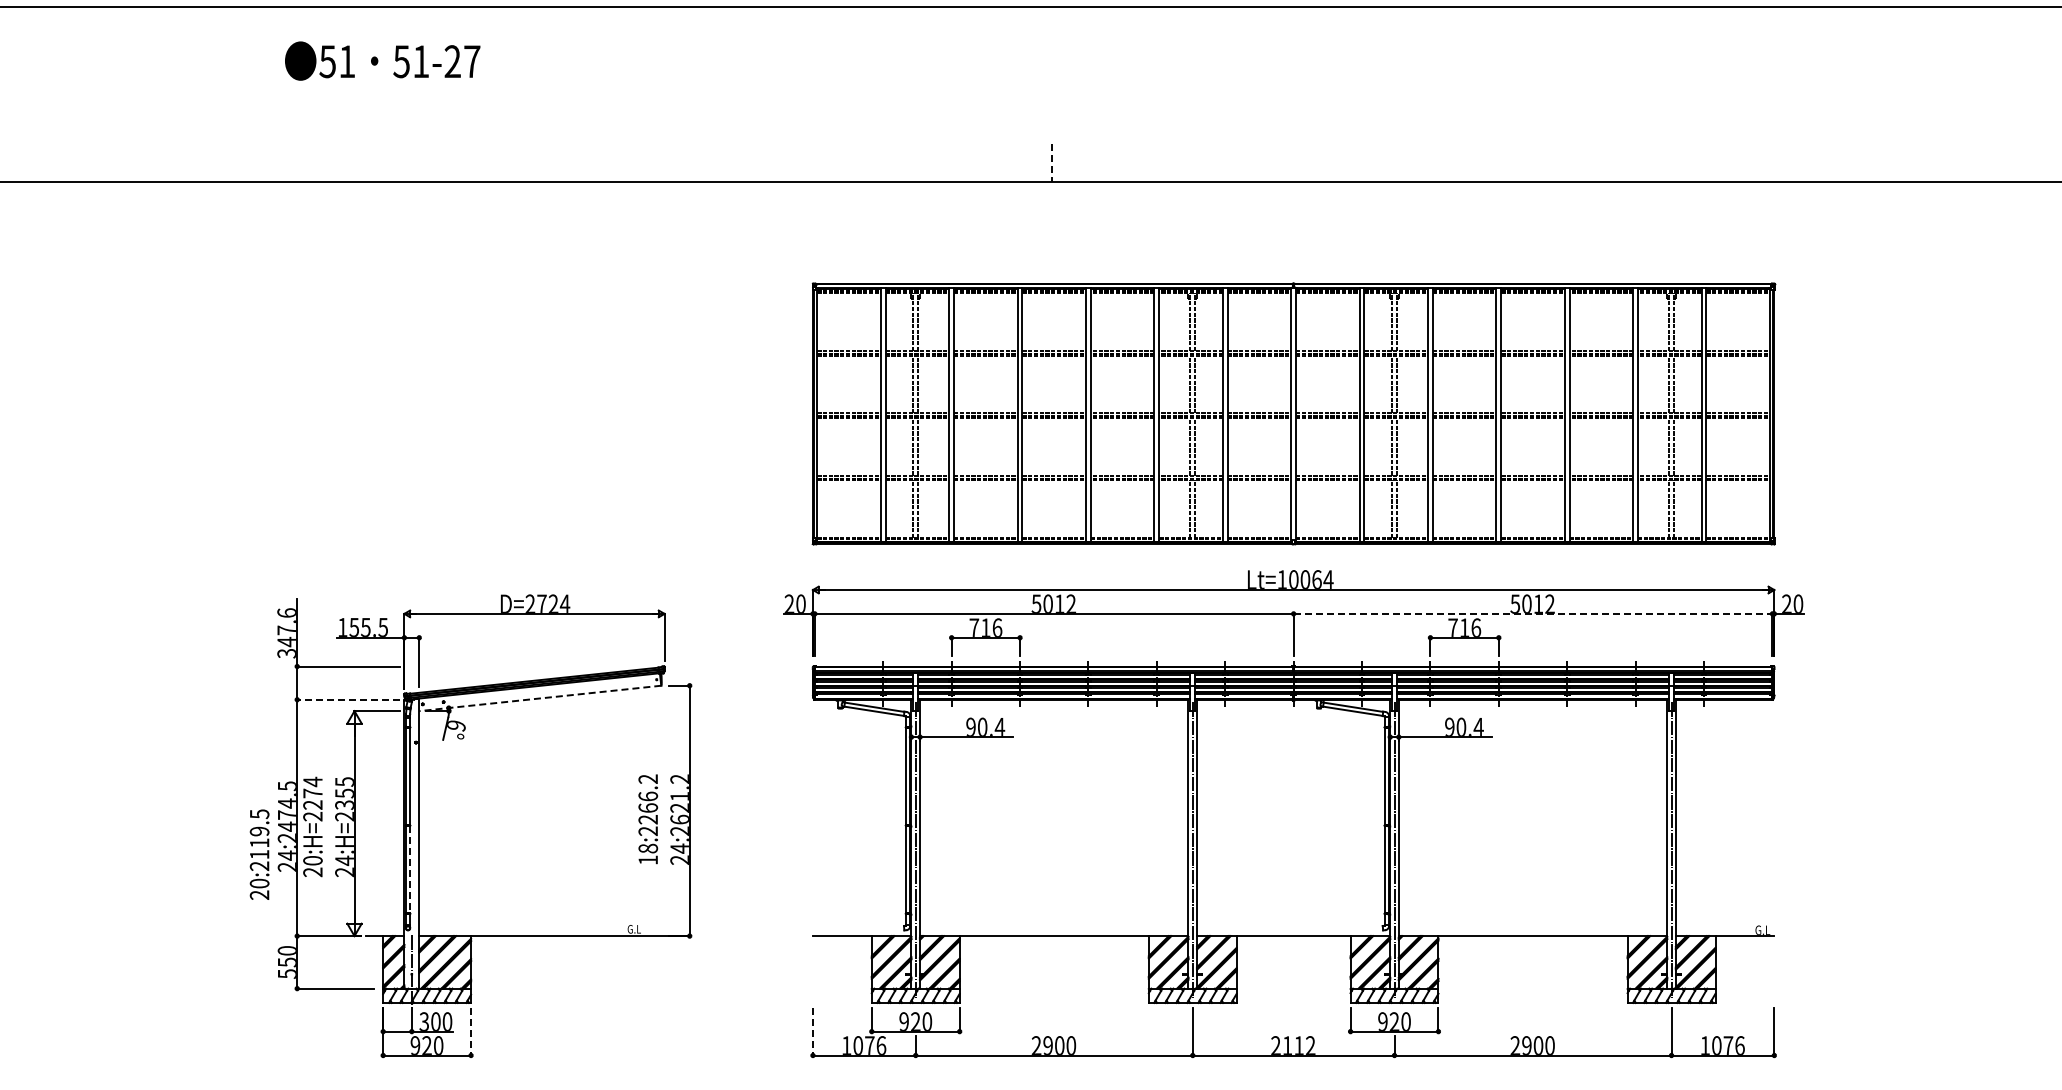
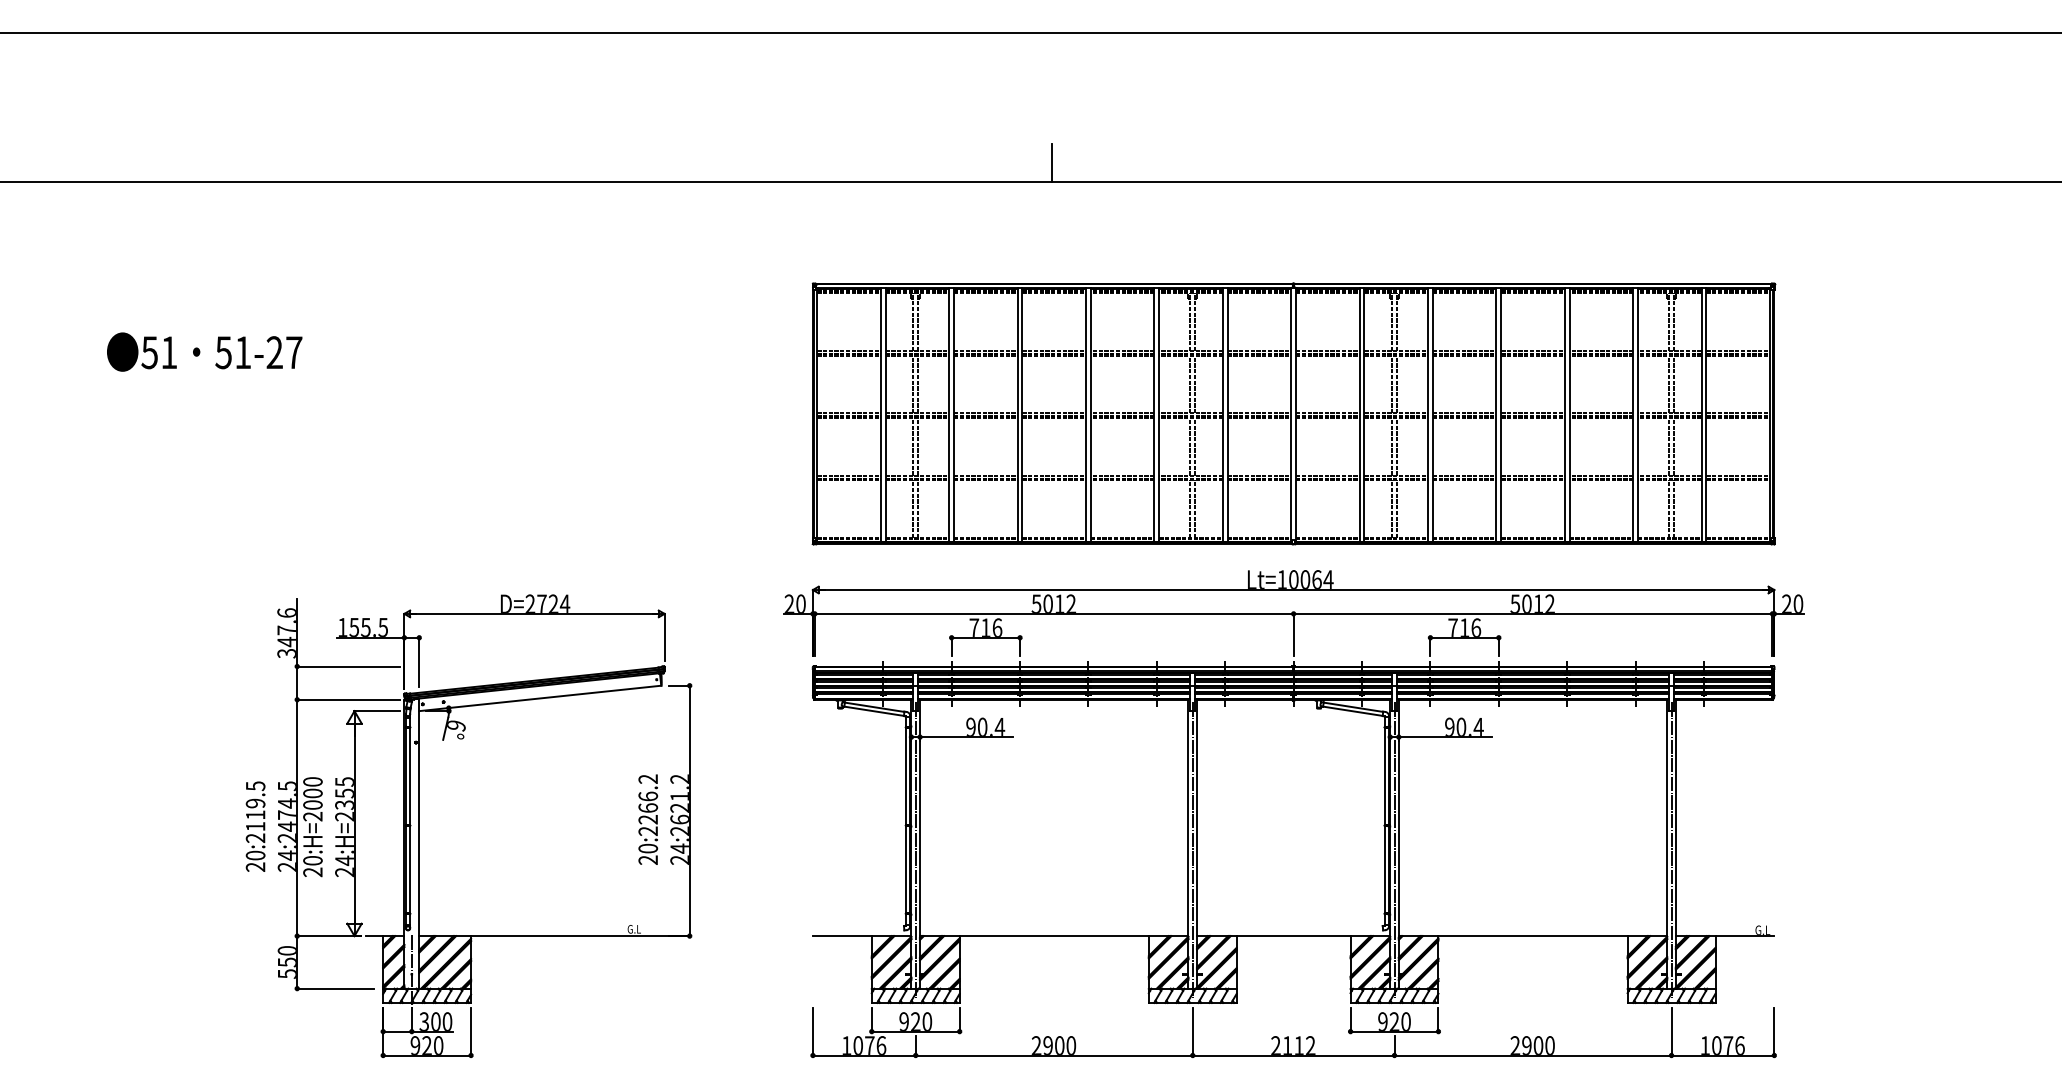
line position: (1030, 6) -> (1030, 32) (1030, 32)
text position: (382, 60) -> (204, 351) (204, 351)
line: dashed -> solid (1052, 163)
line: dashed -> solid (1533, 613)
line: dashed -> solid (540, 698)
line: dashed -> solid (347, 699)
text: 20:H=2274 -> 20:H=2000 (312, 792)
text: 18:2266.2 -> 20:2266.2 (647, 853)
text position: (259, 854) -> (255, 826) (255, 826)
line: dashed -> solid (410, 869)
line: dashed -> solid (471, 1031)
line: dashed -> solid (812, 1031)
